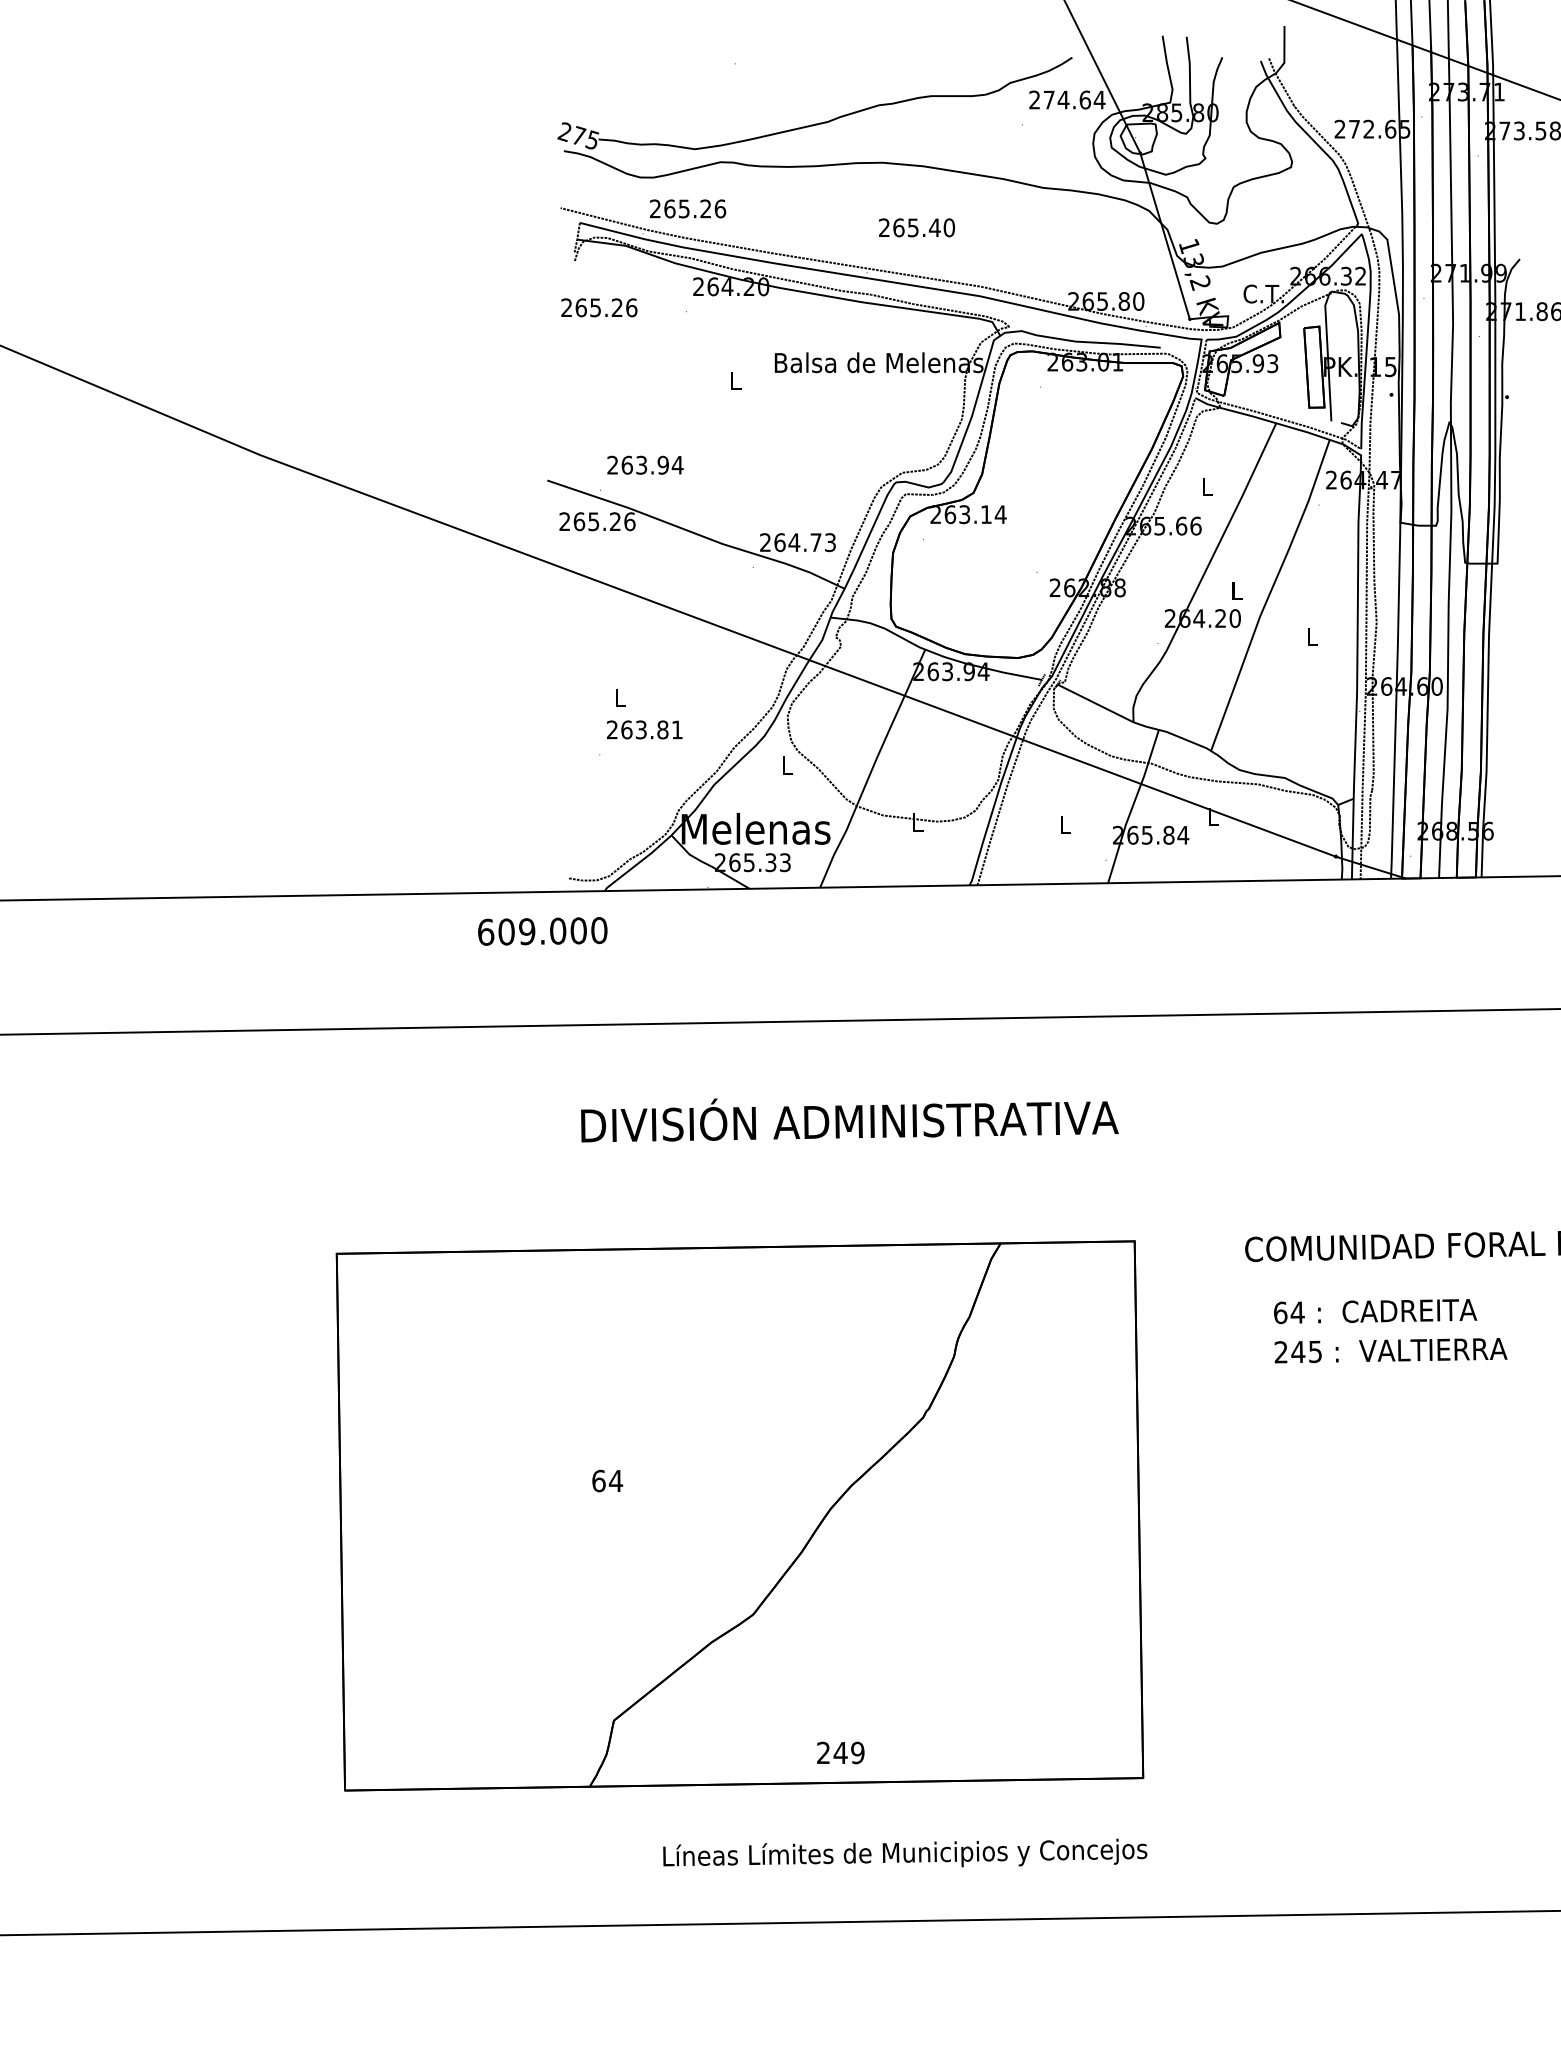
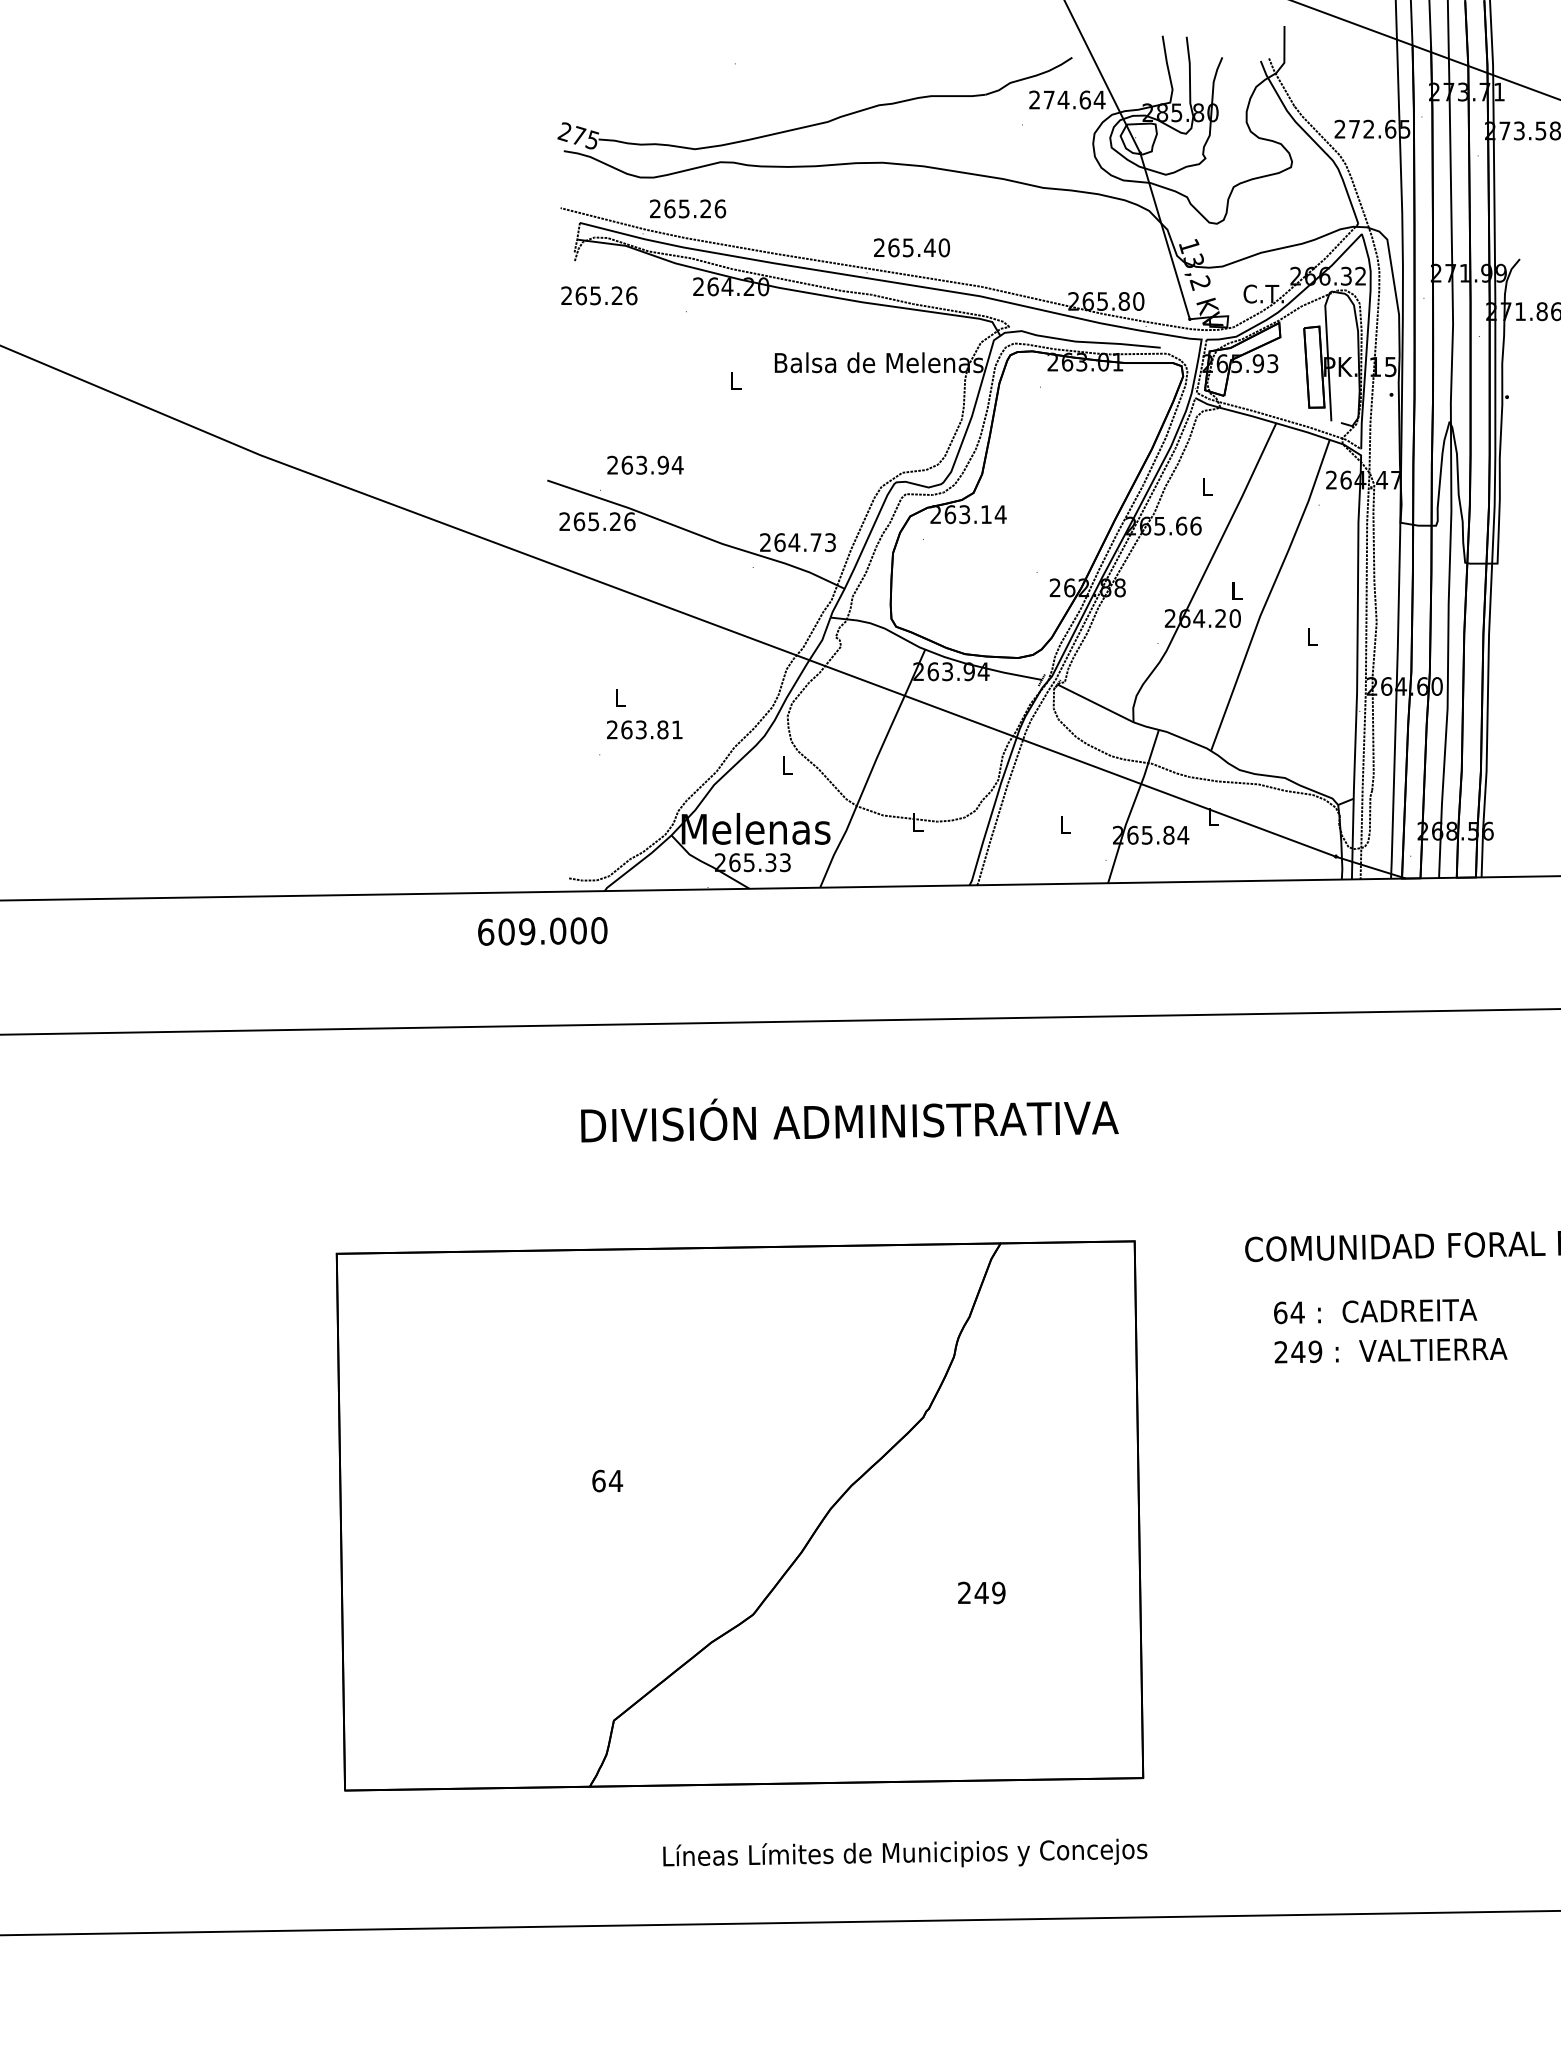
text position: (916, 227) -> (911, 247) (911, 247)
text position: (599, 307) -> (599, 295) (599, 295)
text: 245 -> 249 (1315, 1351)
text position: (840, 1752) -> (981, 1592) (981, 1592)
